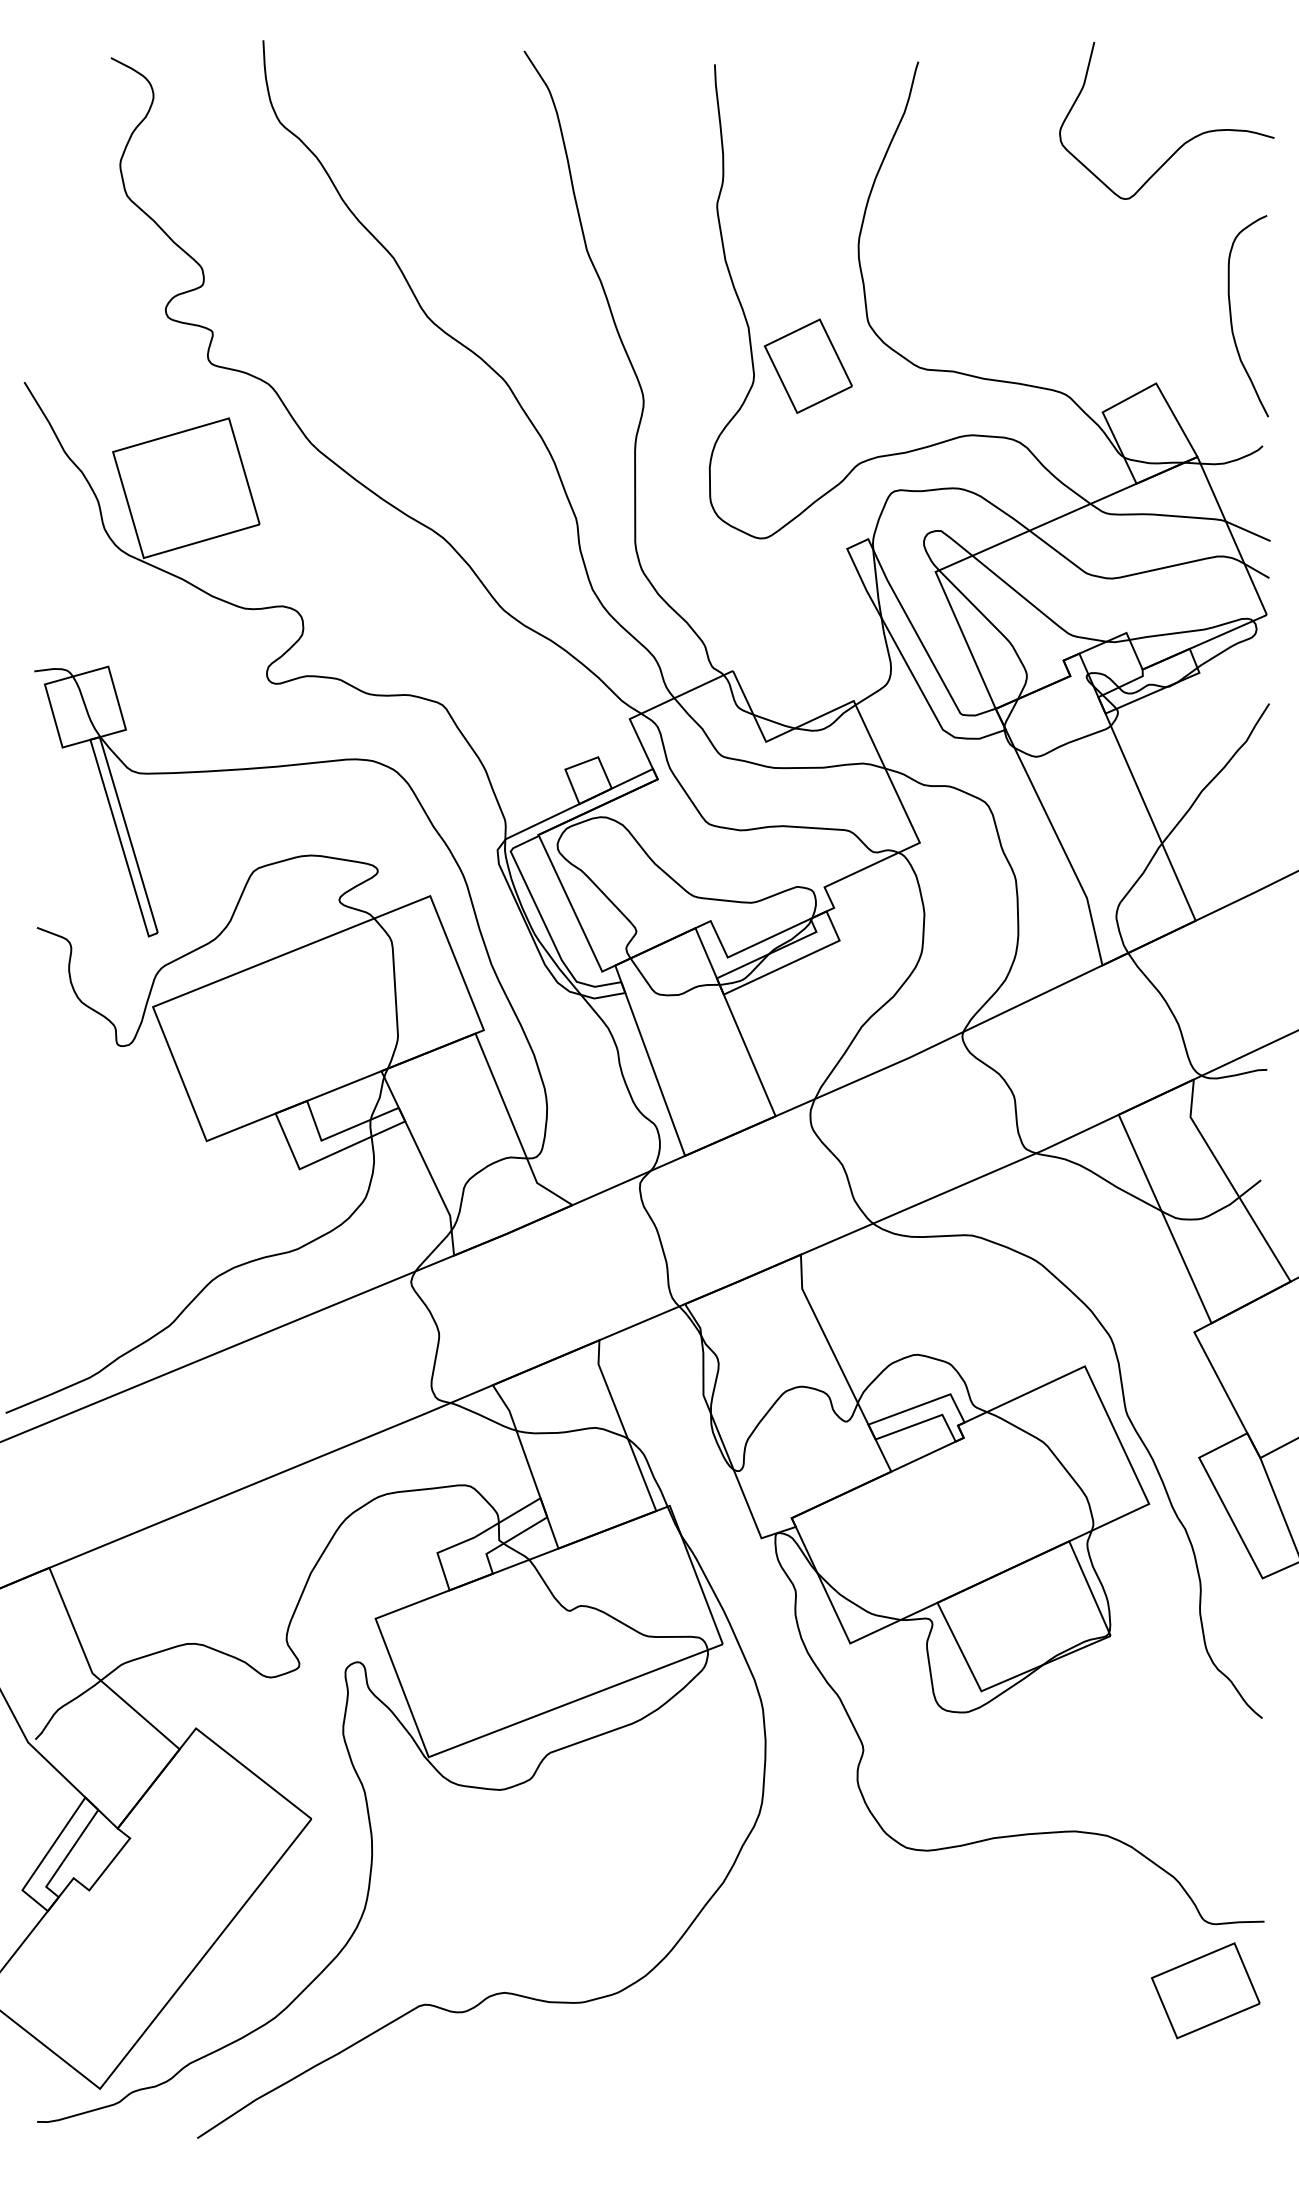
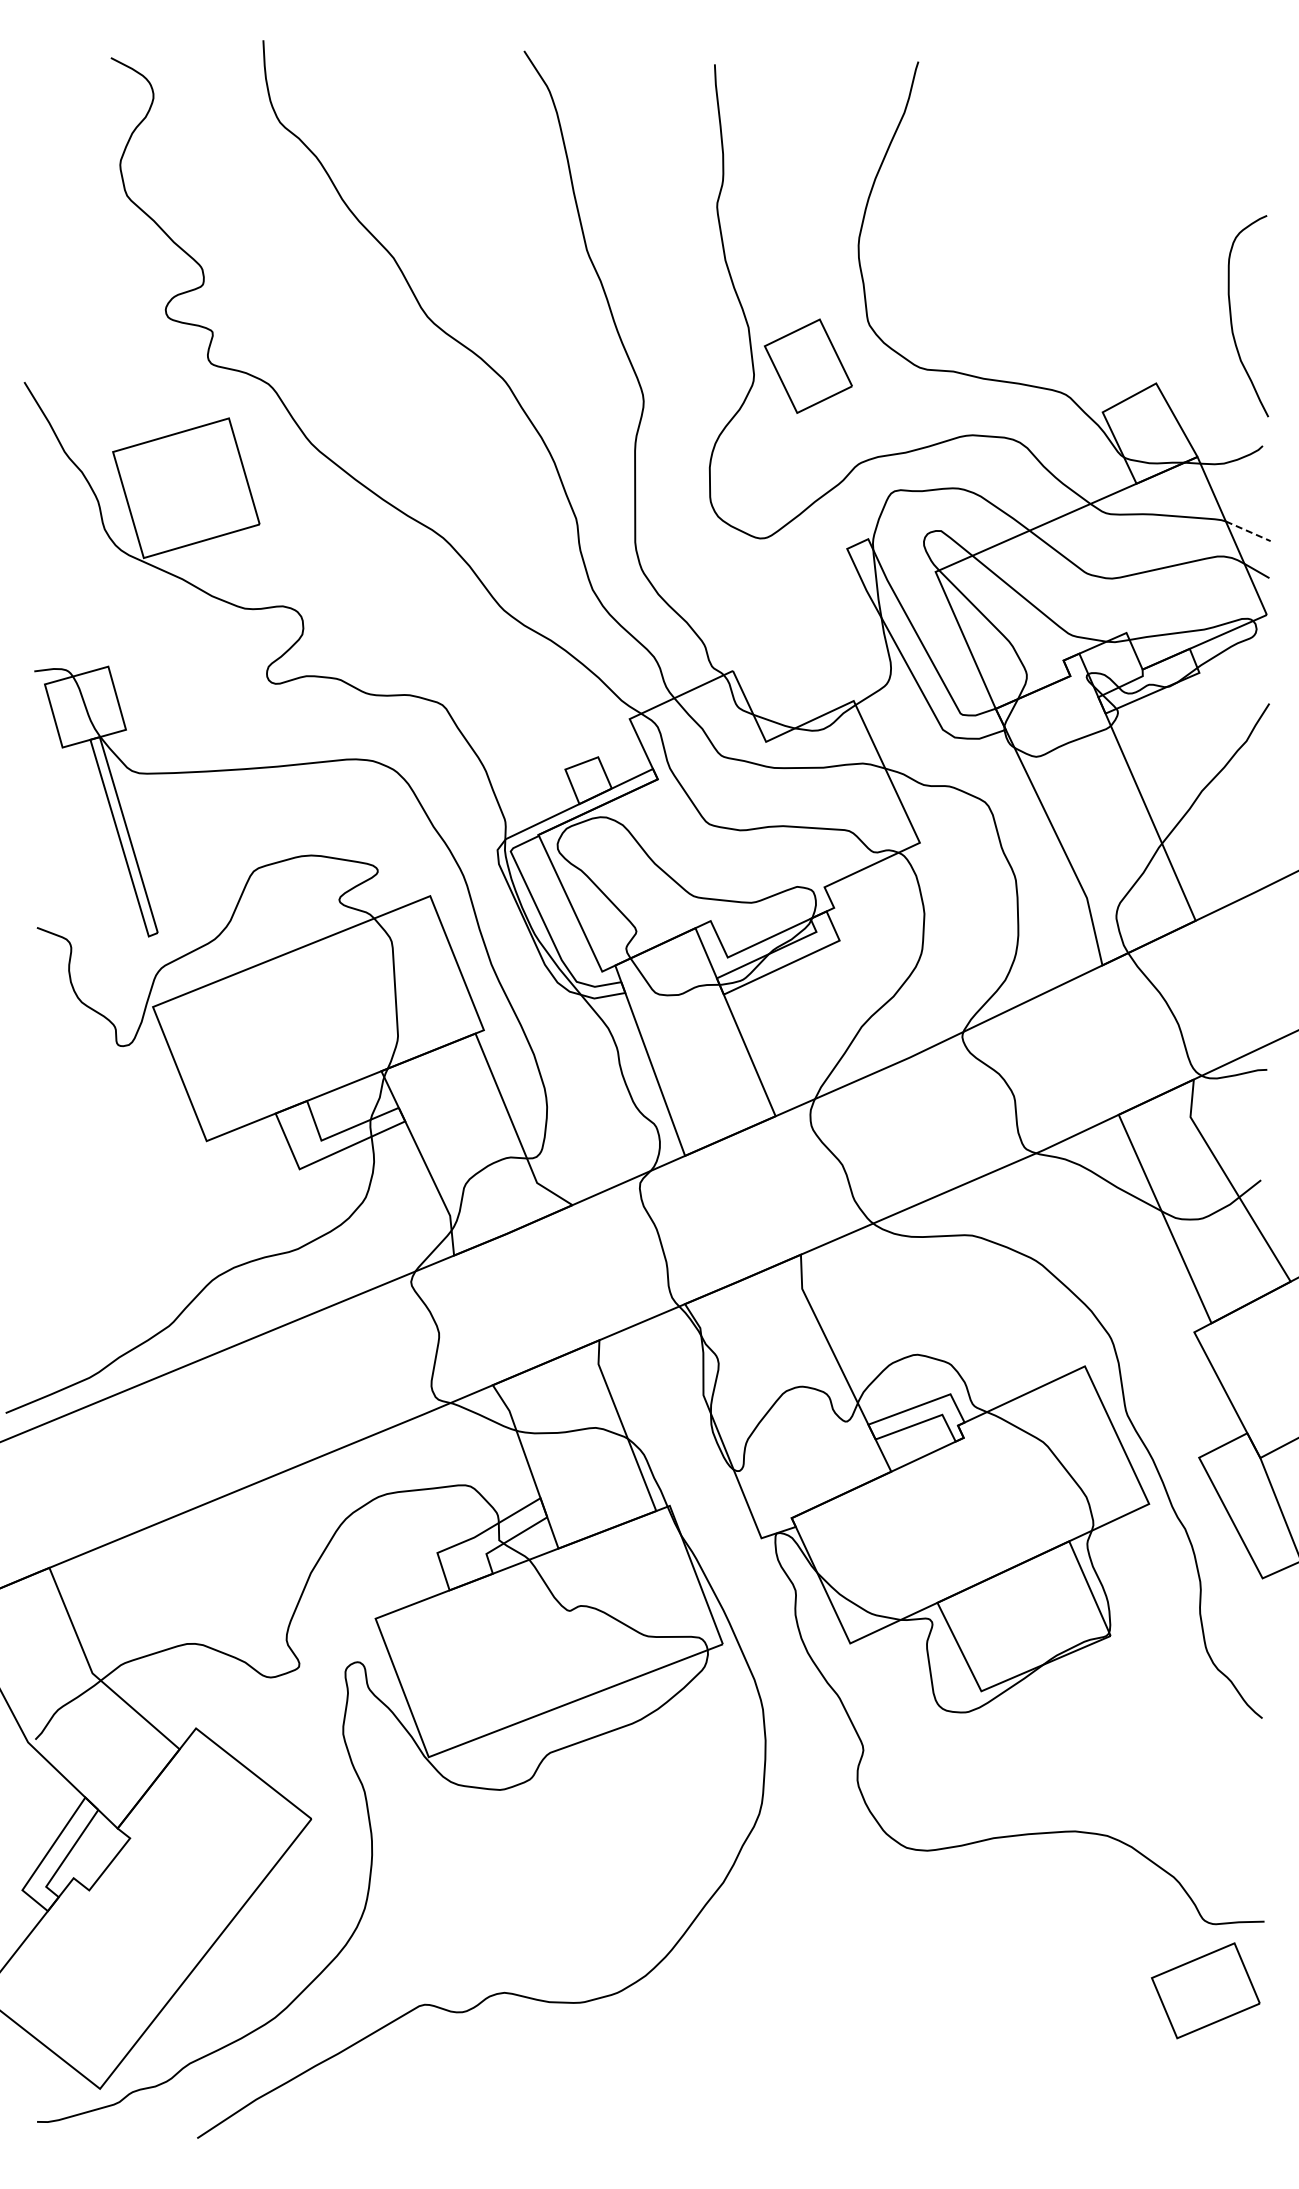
curve: present -> none (1184, 142)
line: solid -> dashed (1248, 531)
